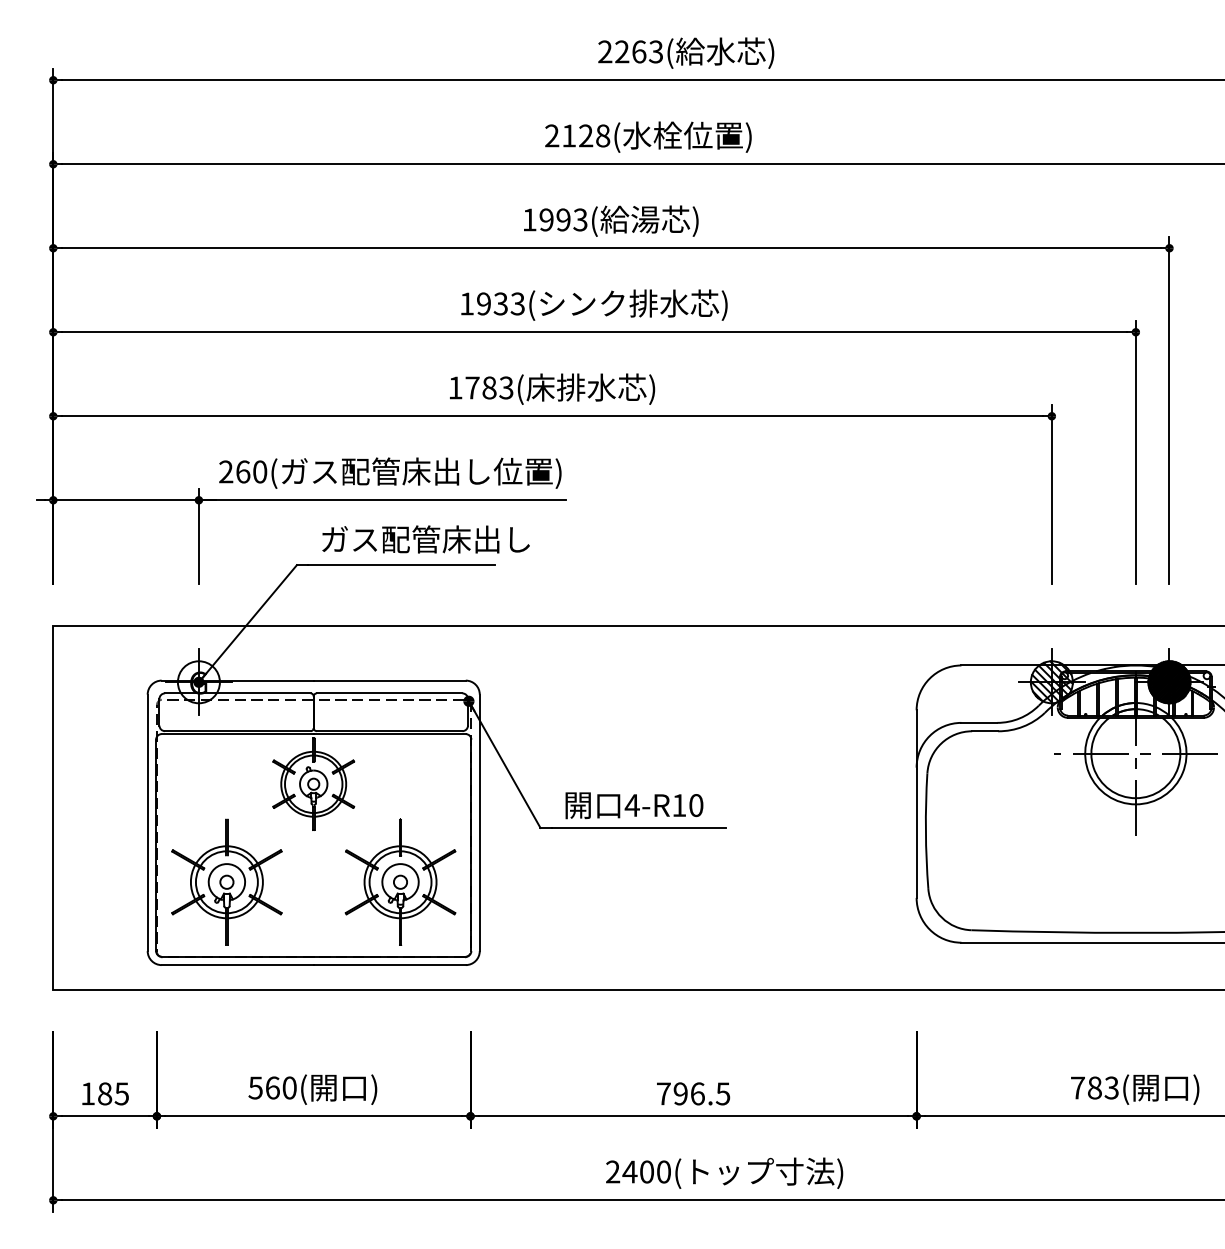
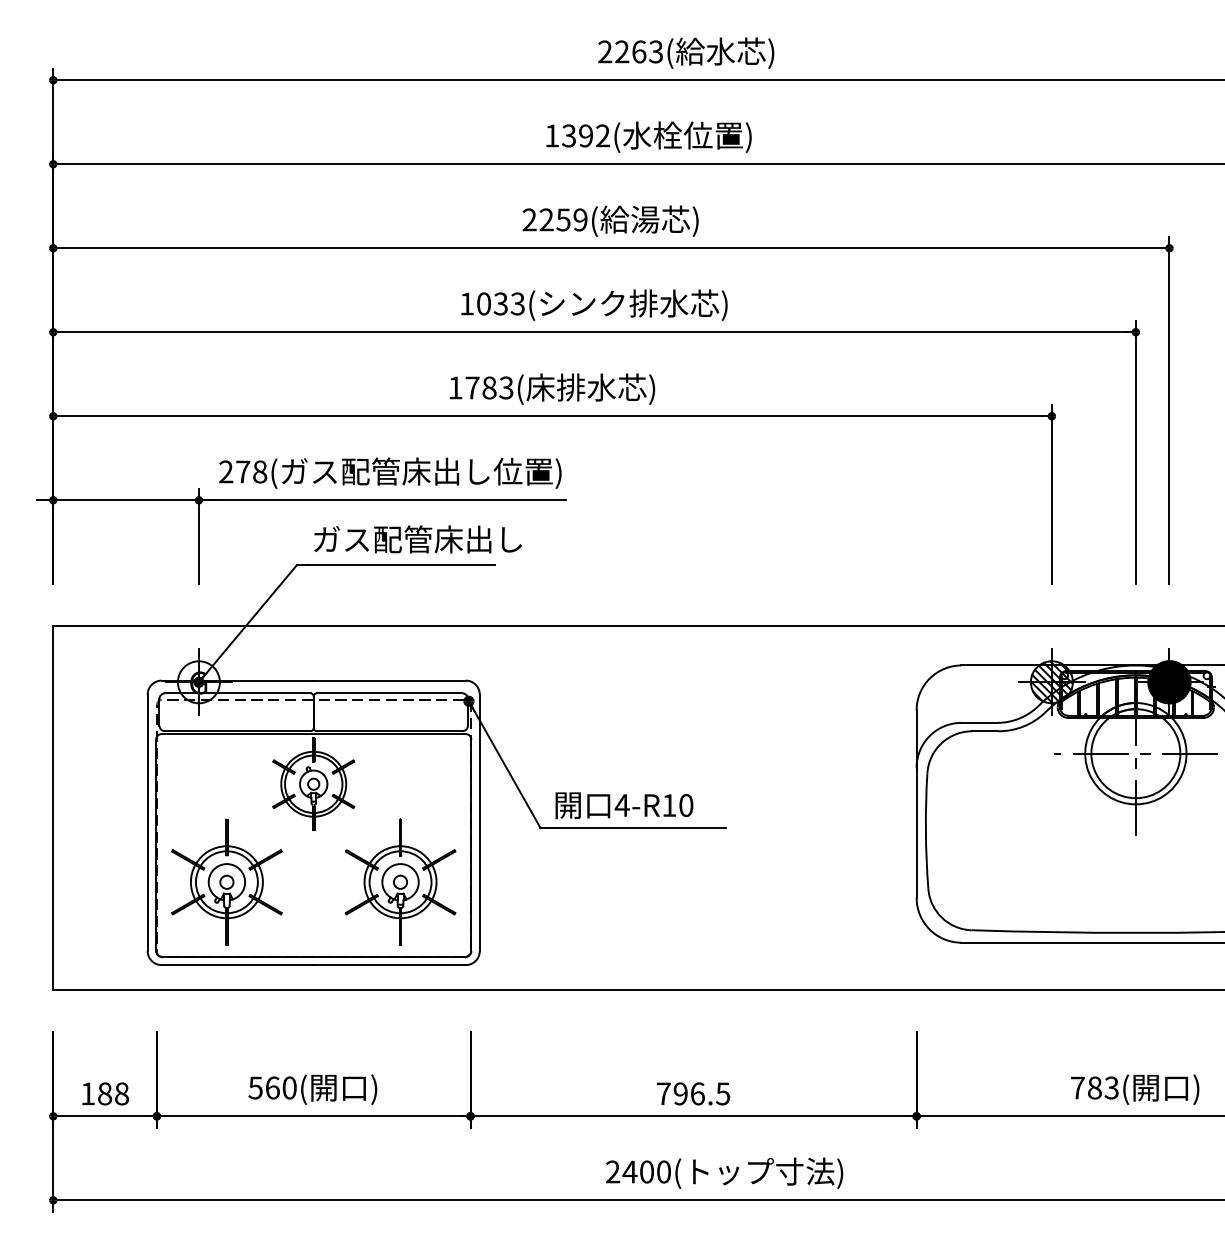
text: 2128( -> 1392( (577, 135)
text: 1993 -> 2259 (554, 219)
text: 1933 -> 1033 (483, 303)
text: 260 -> 278 (251, 471)
text position: (425, 539) -> (417, 539) (417, 539)
text position: (634, 805) -> (624, 805) (624, 805)
text: 185 -> 188 (121, 1093)
